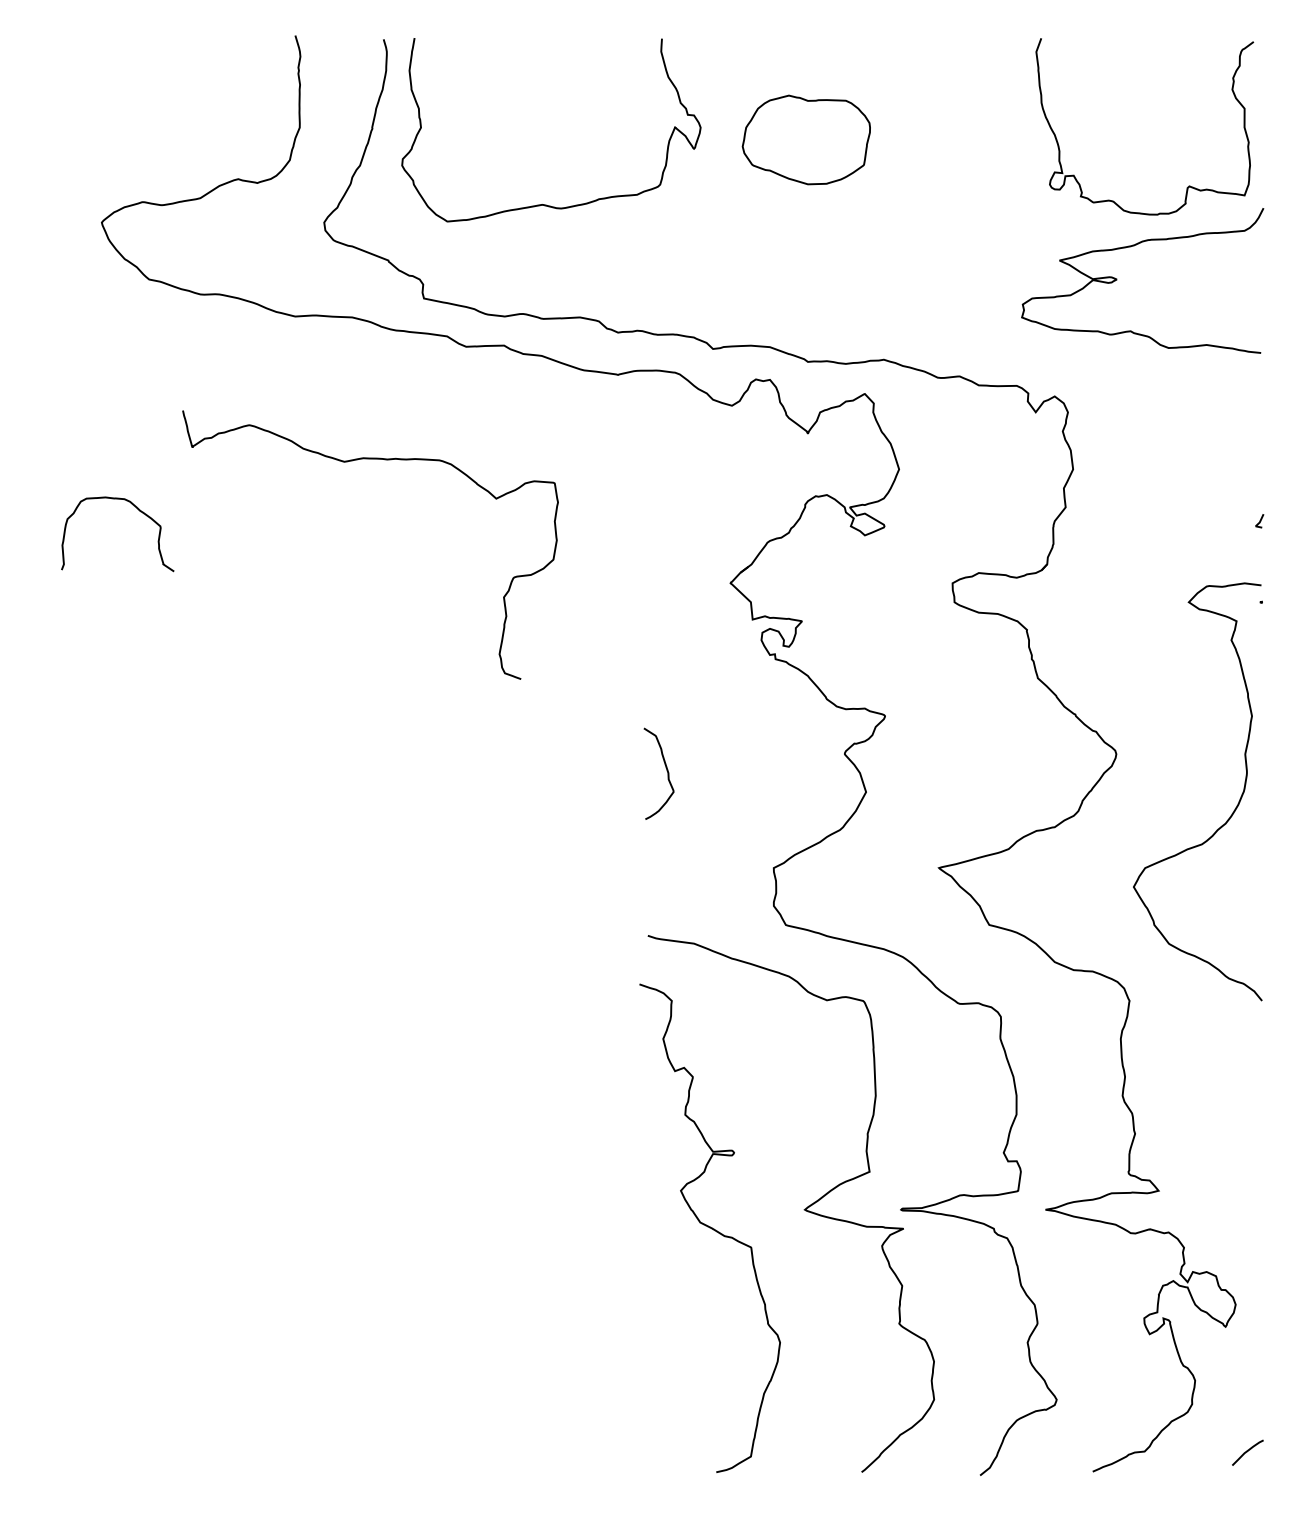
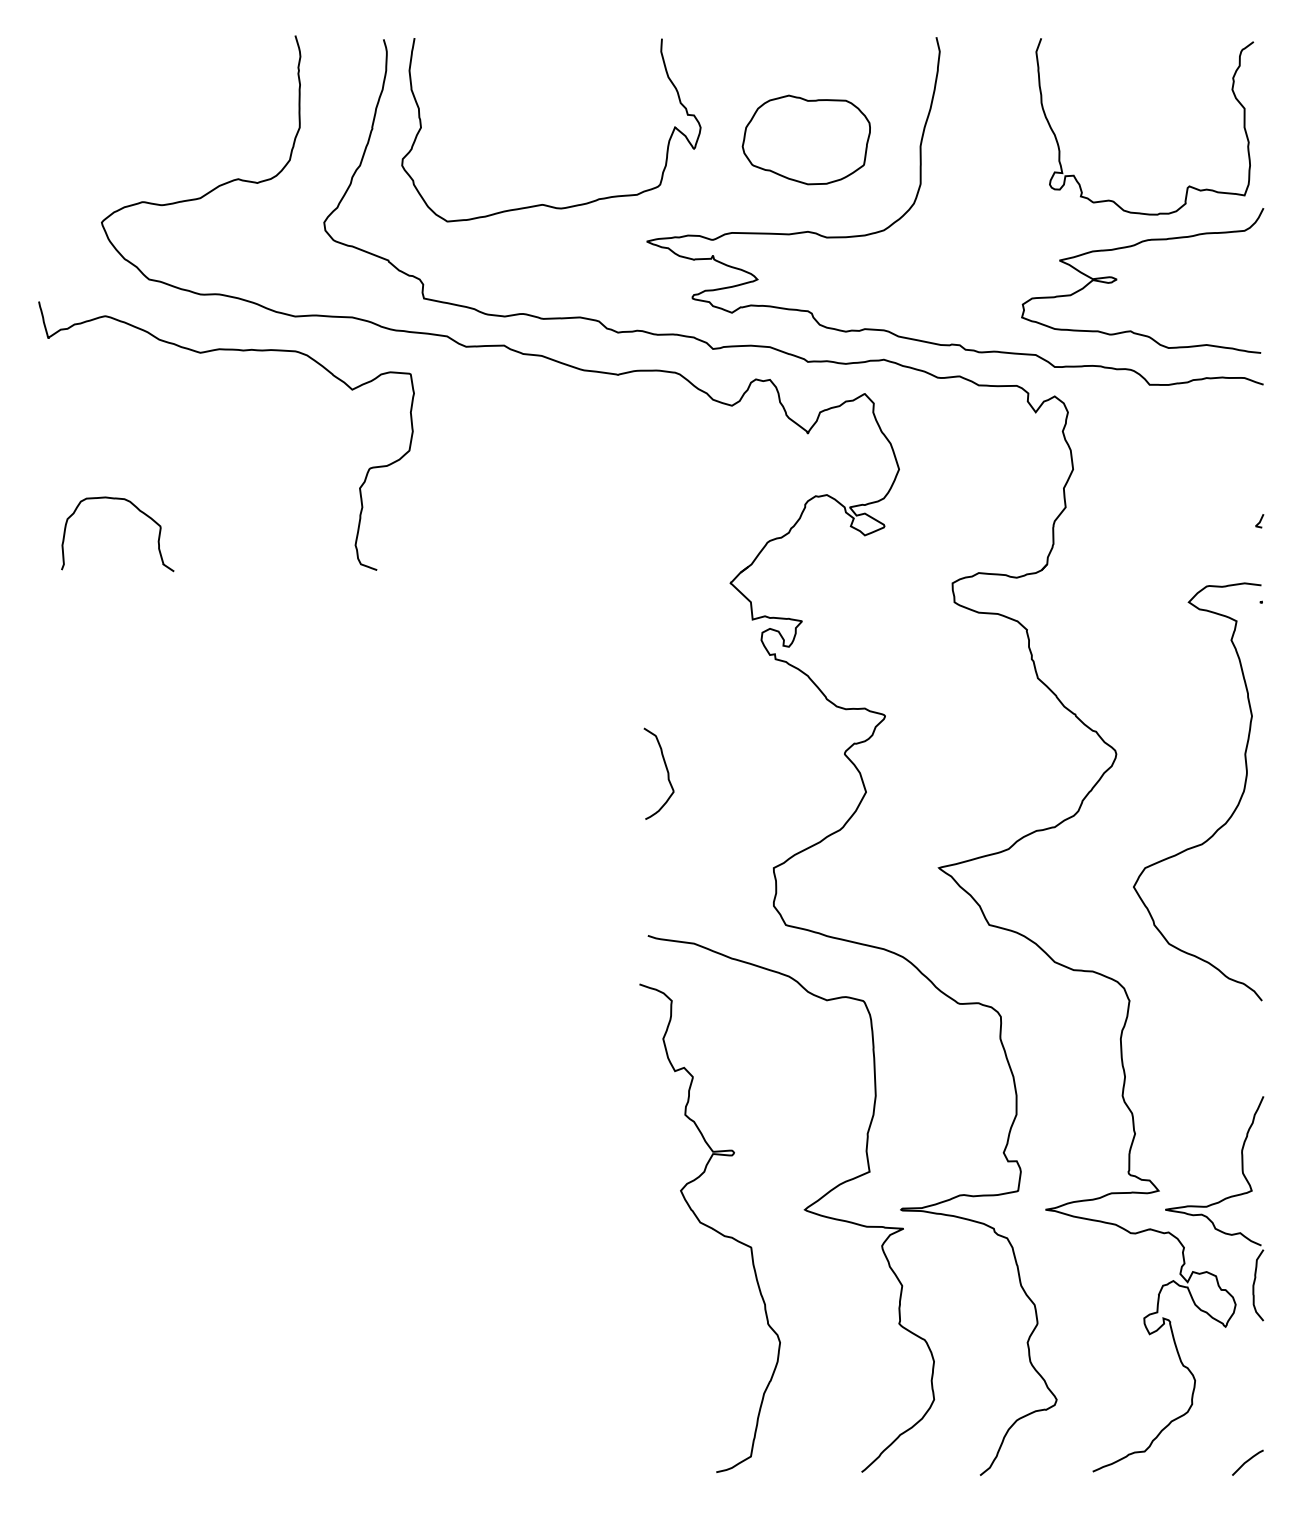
curve: none -> present (917, 197)
curve position: (352, 461) -> (208, 352) (208, 352)
part: none -> present (1214, 1208)
curve position: (1247, 1452) -> (1247, 1462) (1247, 1462)
